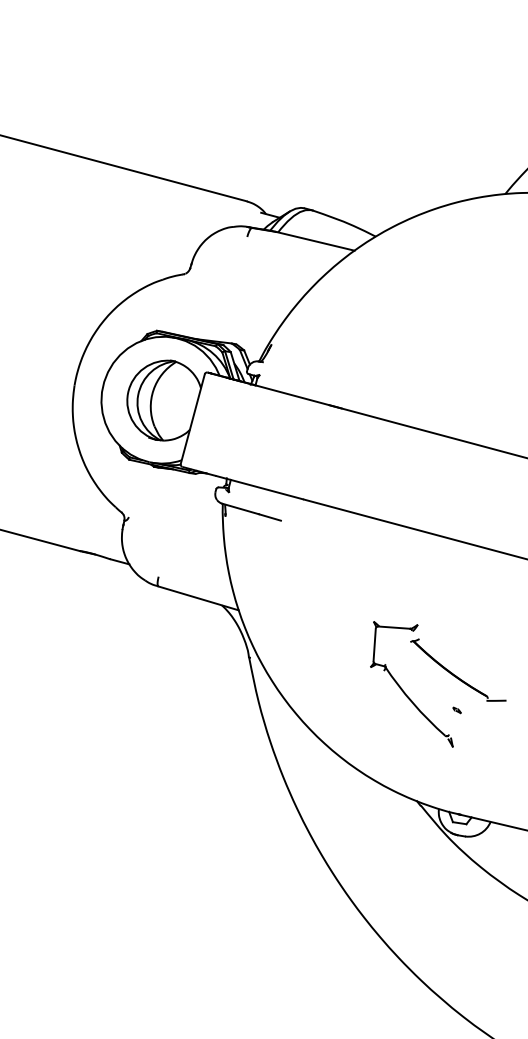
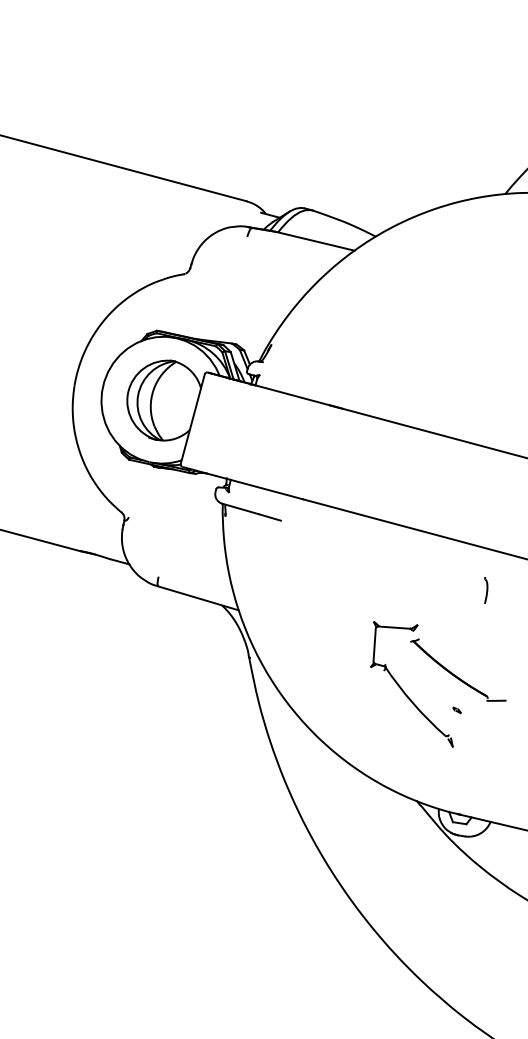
part: none -> present (486, 590)
